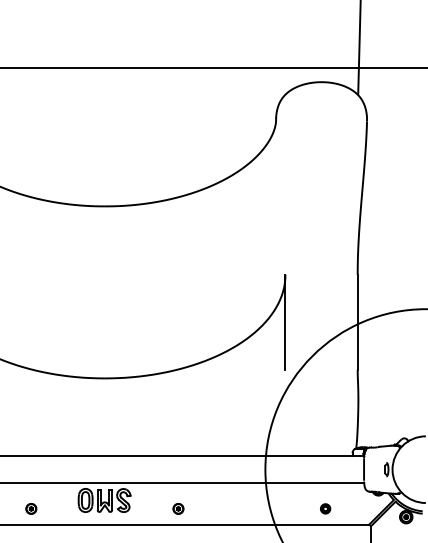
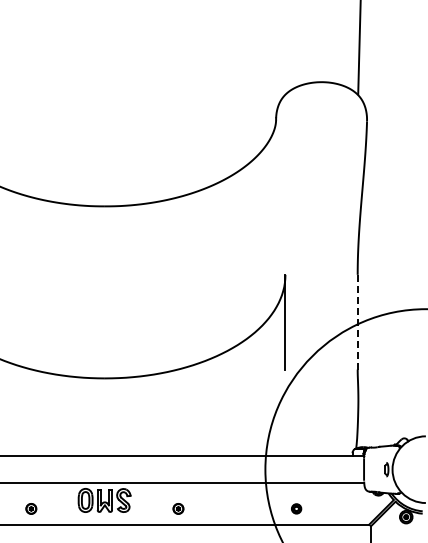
line: present -> none (213, 68)
line: solid -> dashed (357, 321)
part position: (325, 508) -> (296, 508) (296, 508)
